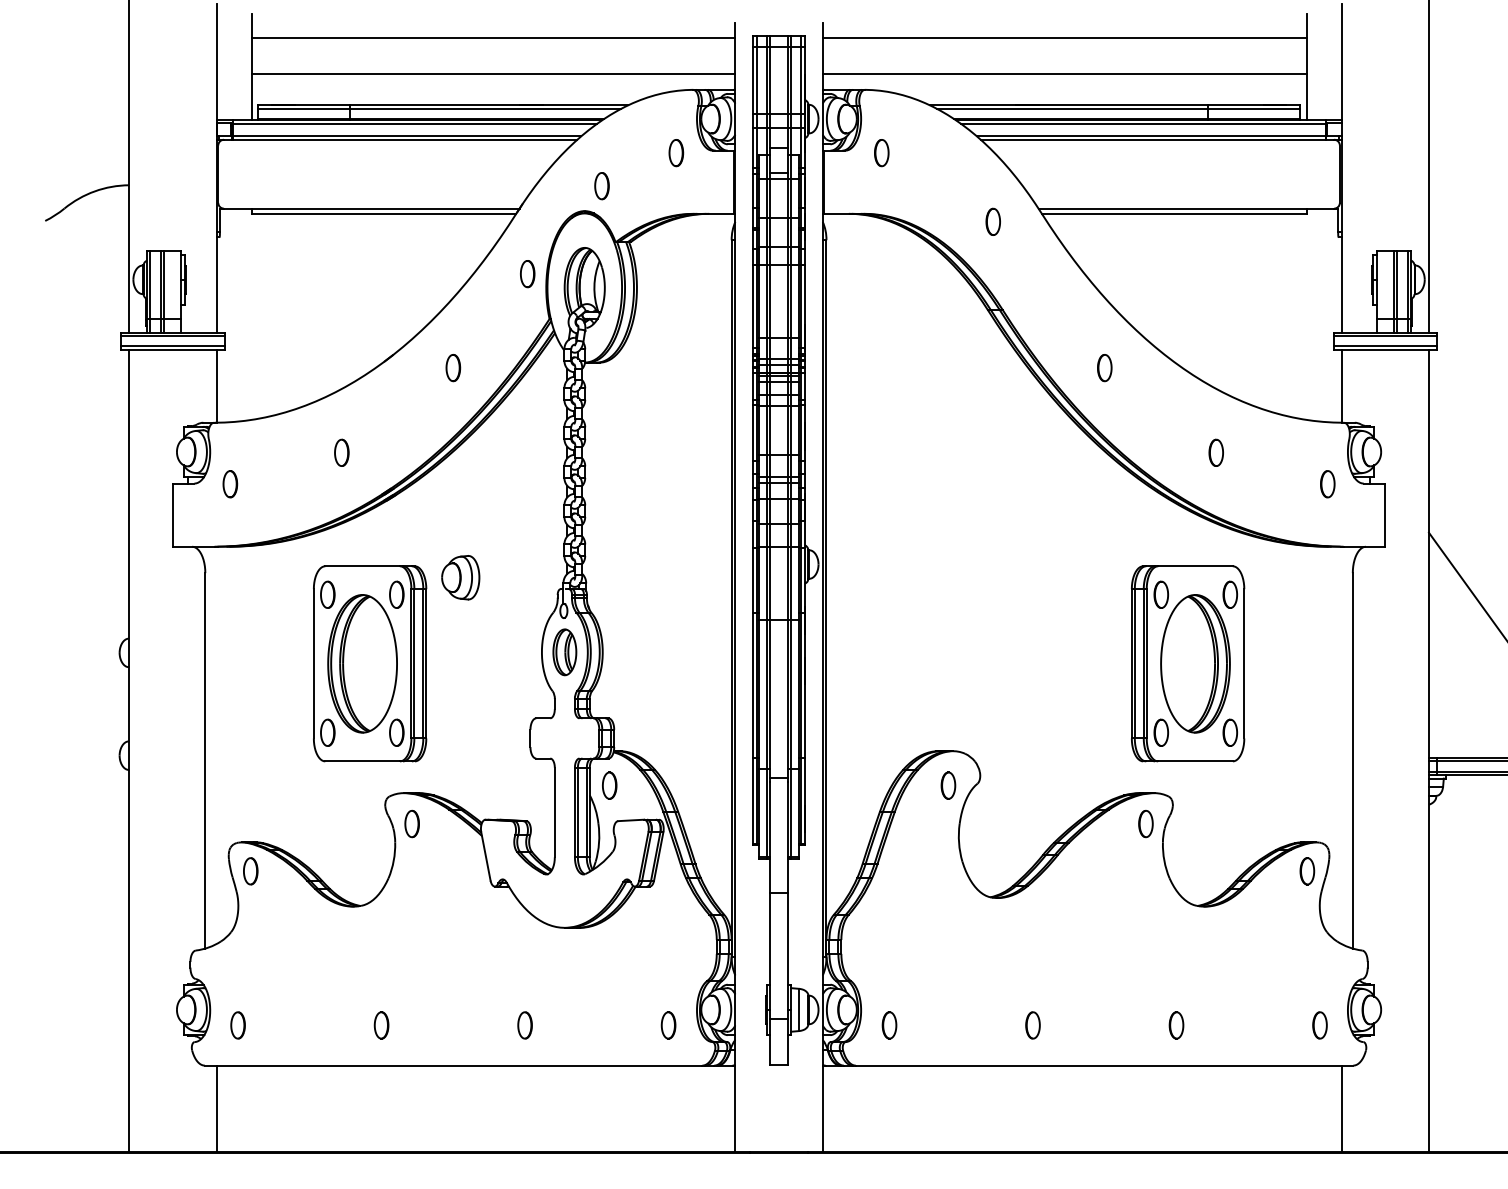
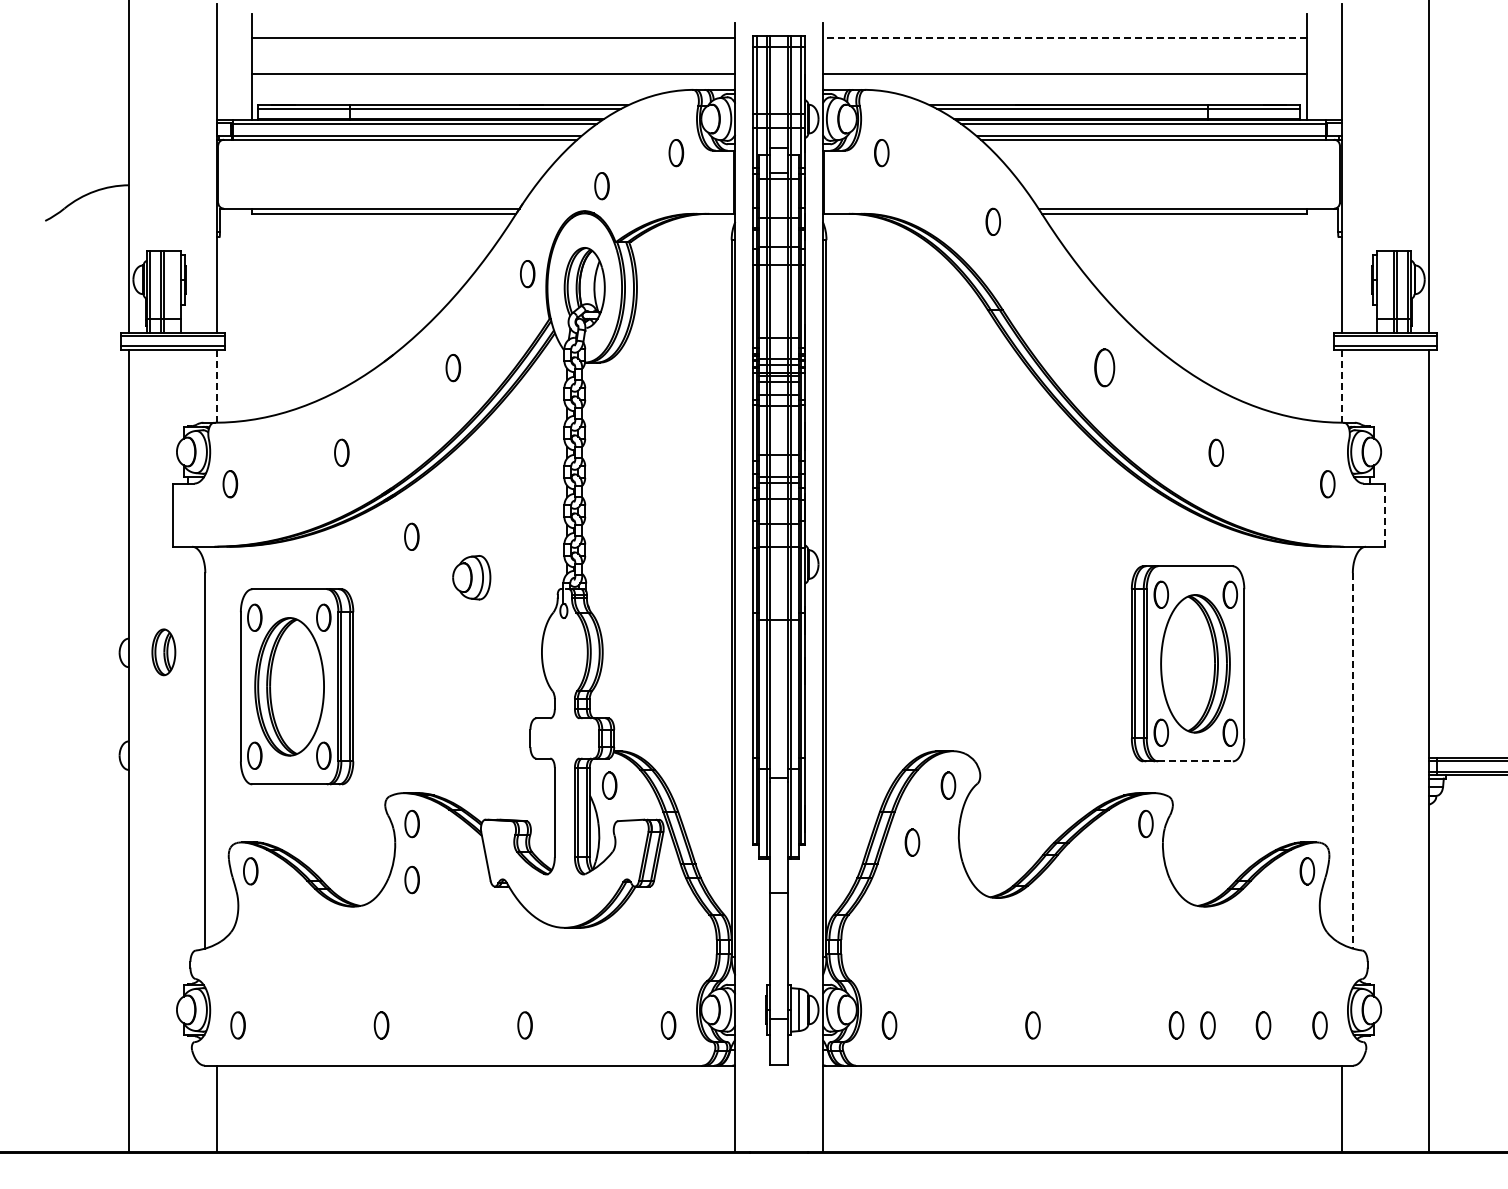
line: solid -> dashed (1064, 37)
part size: 16x29 px -> 22x40 px (1104, 367)
line: solid -> dashed (216, 385)
line: solid -> dashed (1341, 386)
line: solid -> dashed (1384, 515)
part: none -> present (411, 536)
part position: (460, 577) -> (471, 577) (471, 577)
line: present -> none (1466, 584)
part position: (564, 652) -> (163, 652) (163, 652)
part position: (370, 663) -> (297, 686) (297, 686)
line: solid -> dashed (1352, 760)
line: solid -> dashed (1196, 761)
part: none -> present (912, 842)
part: none -> present (411, 879)
part: none -> present (1207, 1025)
part: none -> present (1263, 1025)
